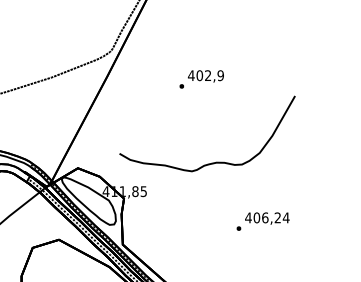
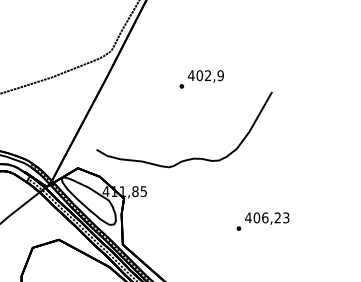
curve position: (211, 162) -> (188, 158) (188, 158)
text: 406,24 -> 406,23 (285, 217)
